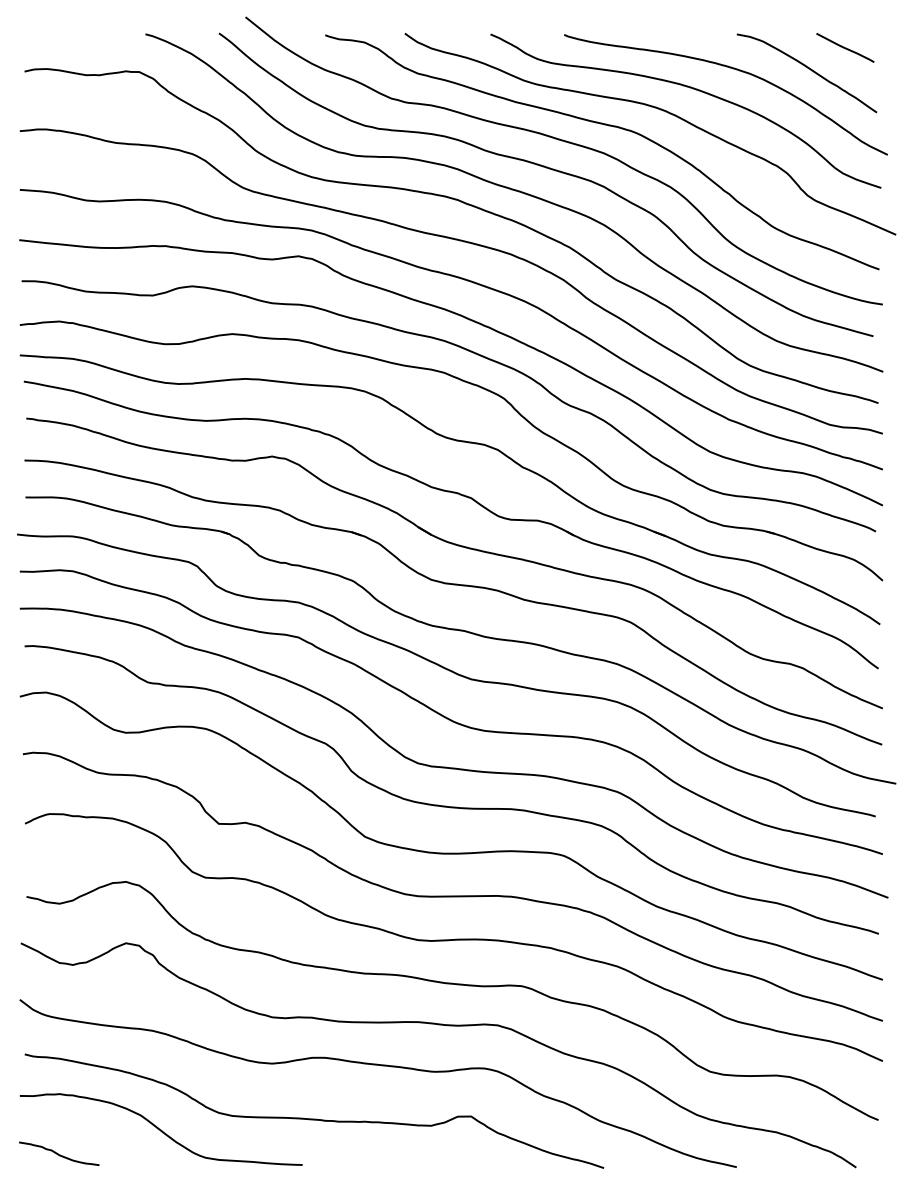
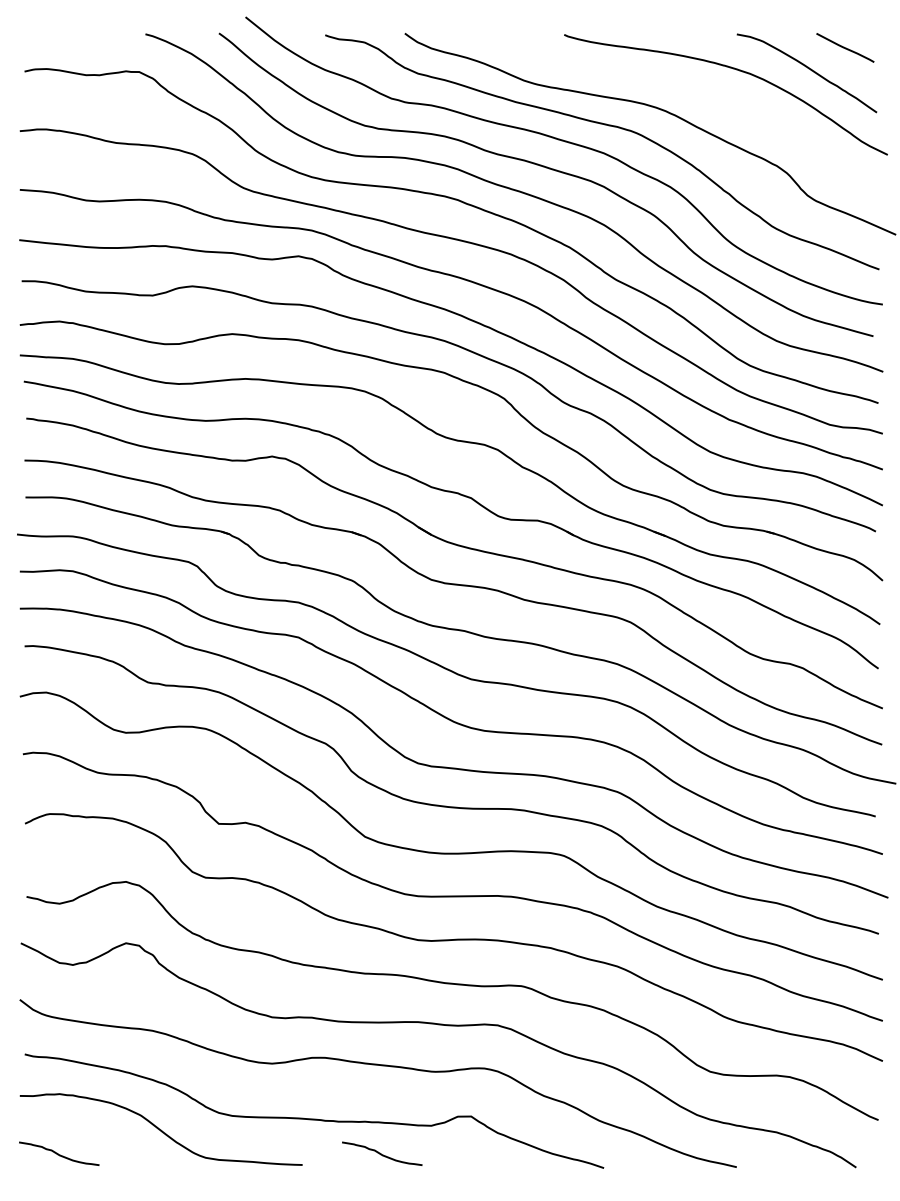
curve: present -> none (695, 90)
curve: none -> present (381, 1153)
